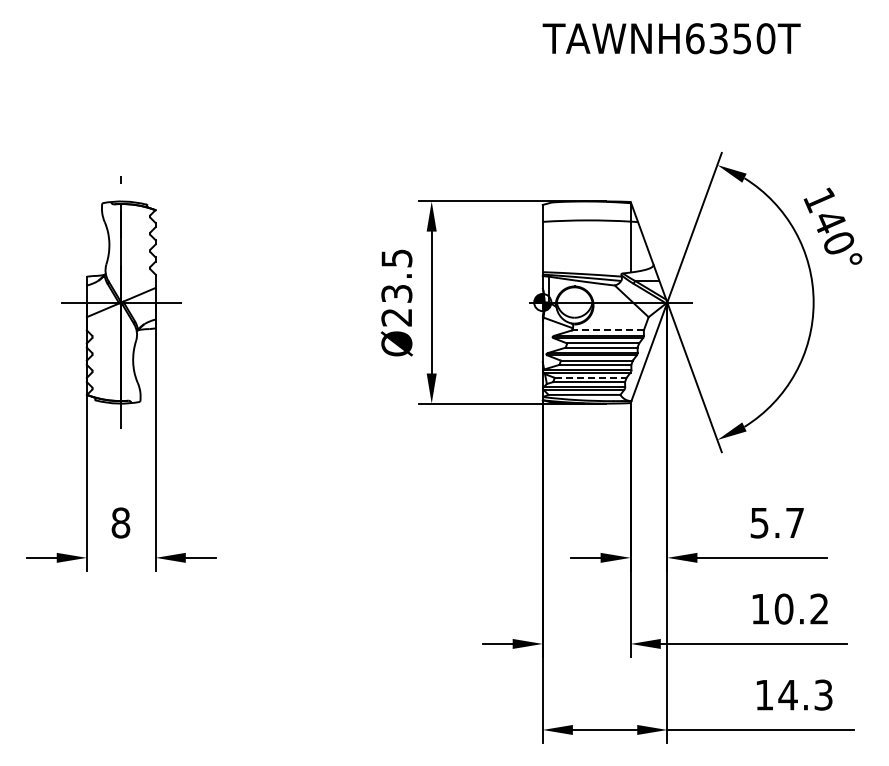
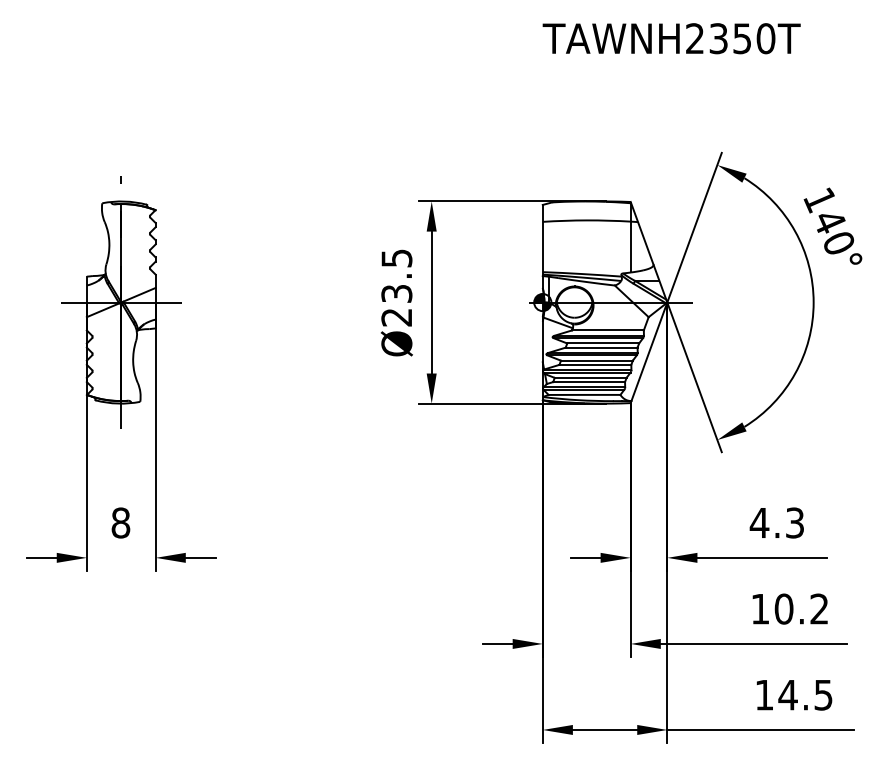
text: TAWNH6350T -> TAWNH2350T (695, 38)
line: dashed -> solid (607, 330)
line: dashed -> solid (590, 377)
text: 5.7 -> 4.3 (776, 522)
text: 14.3 -> 14.5 (823, 694)
